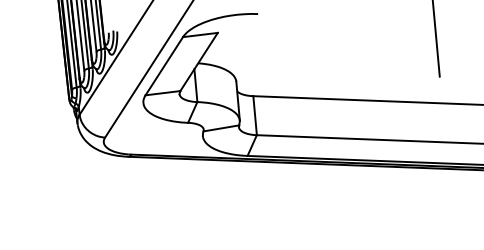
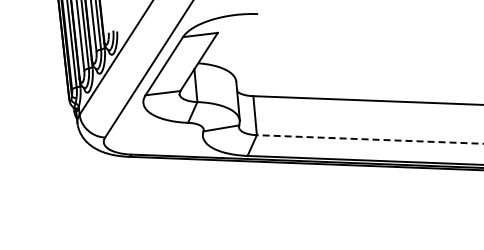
line: present -> none (436, 39)
line: solid -> dashed (369, 139)
